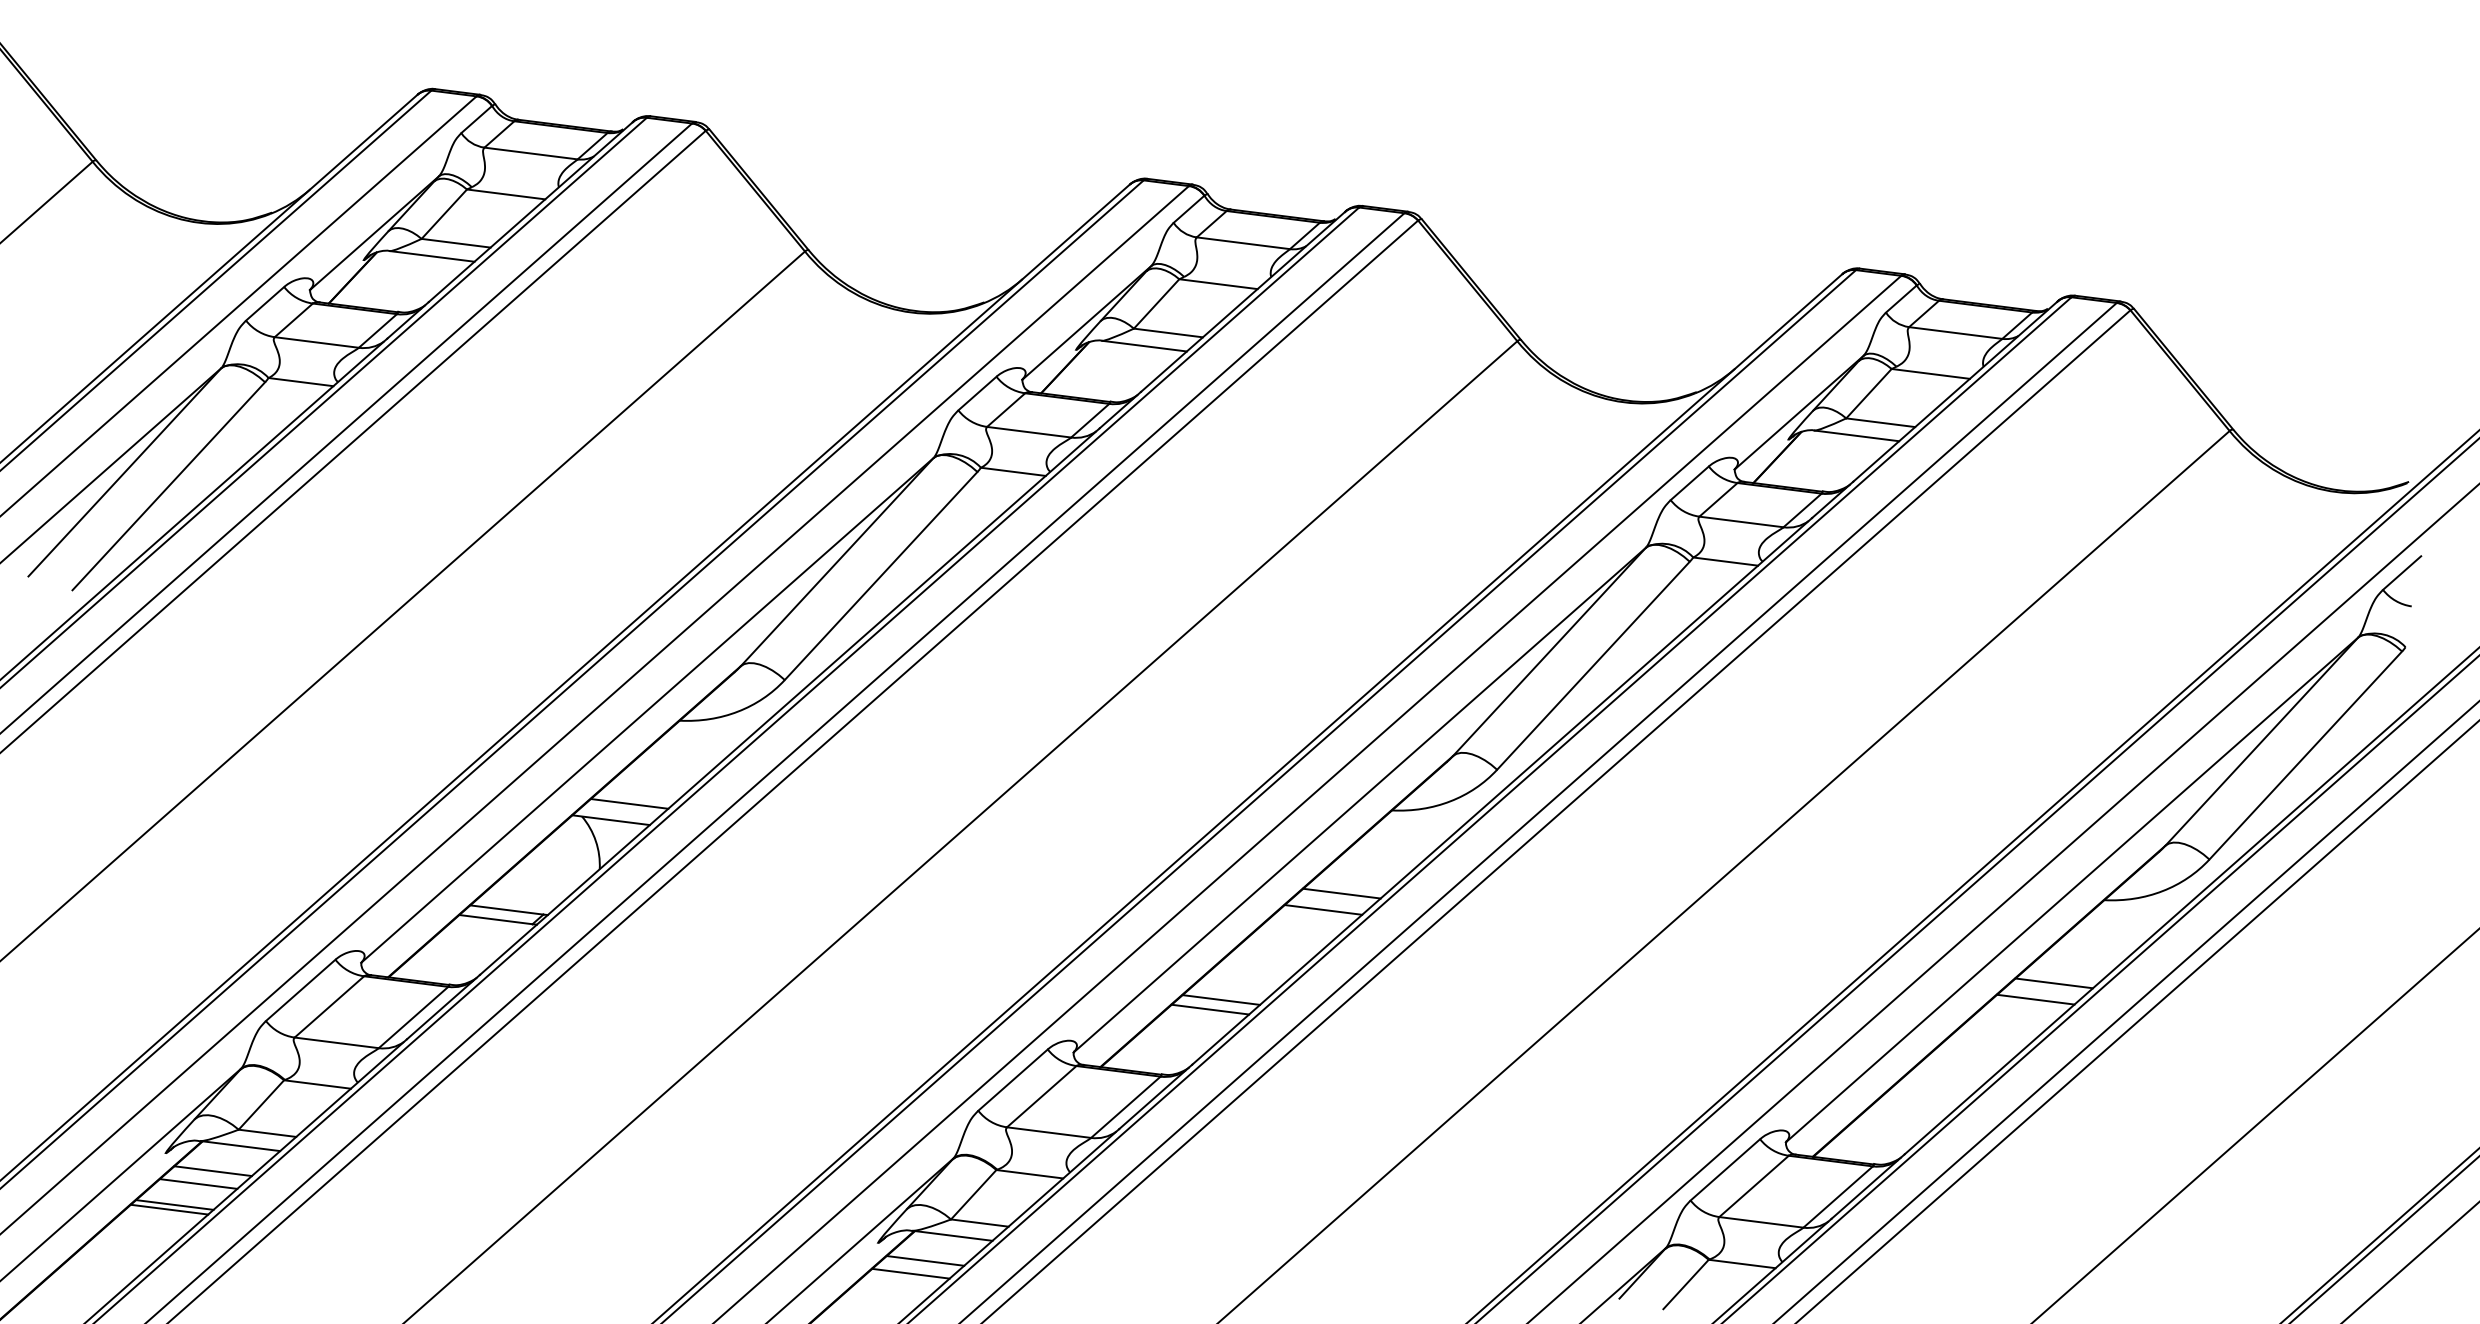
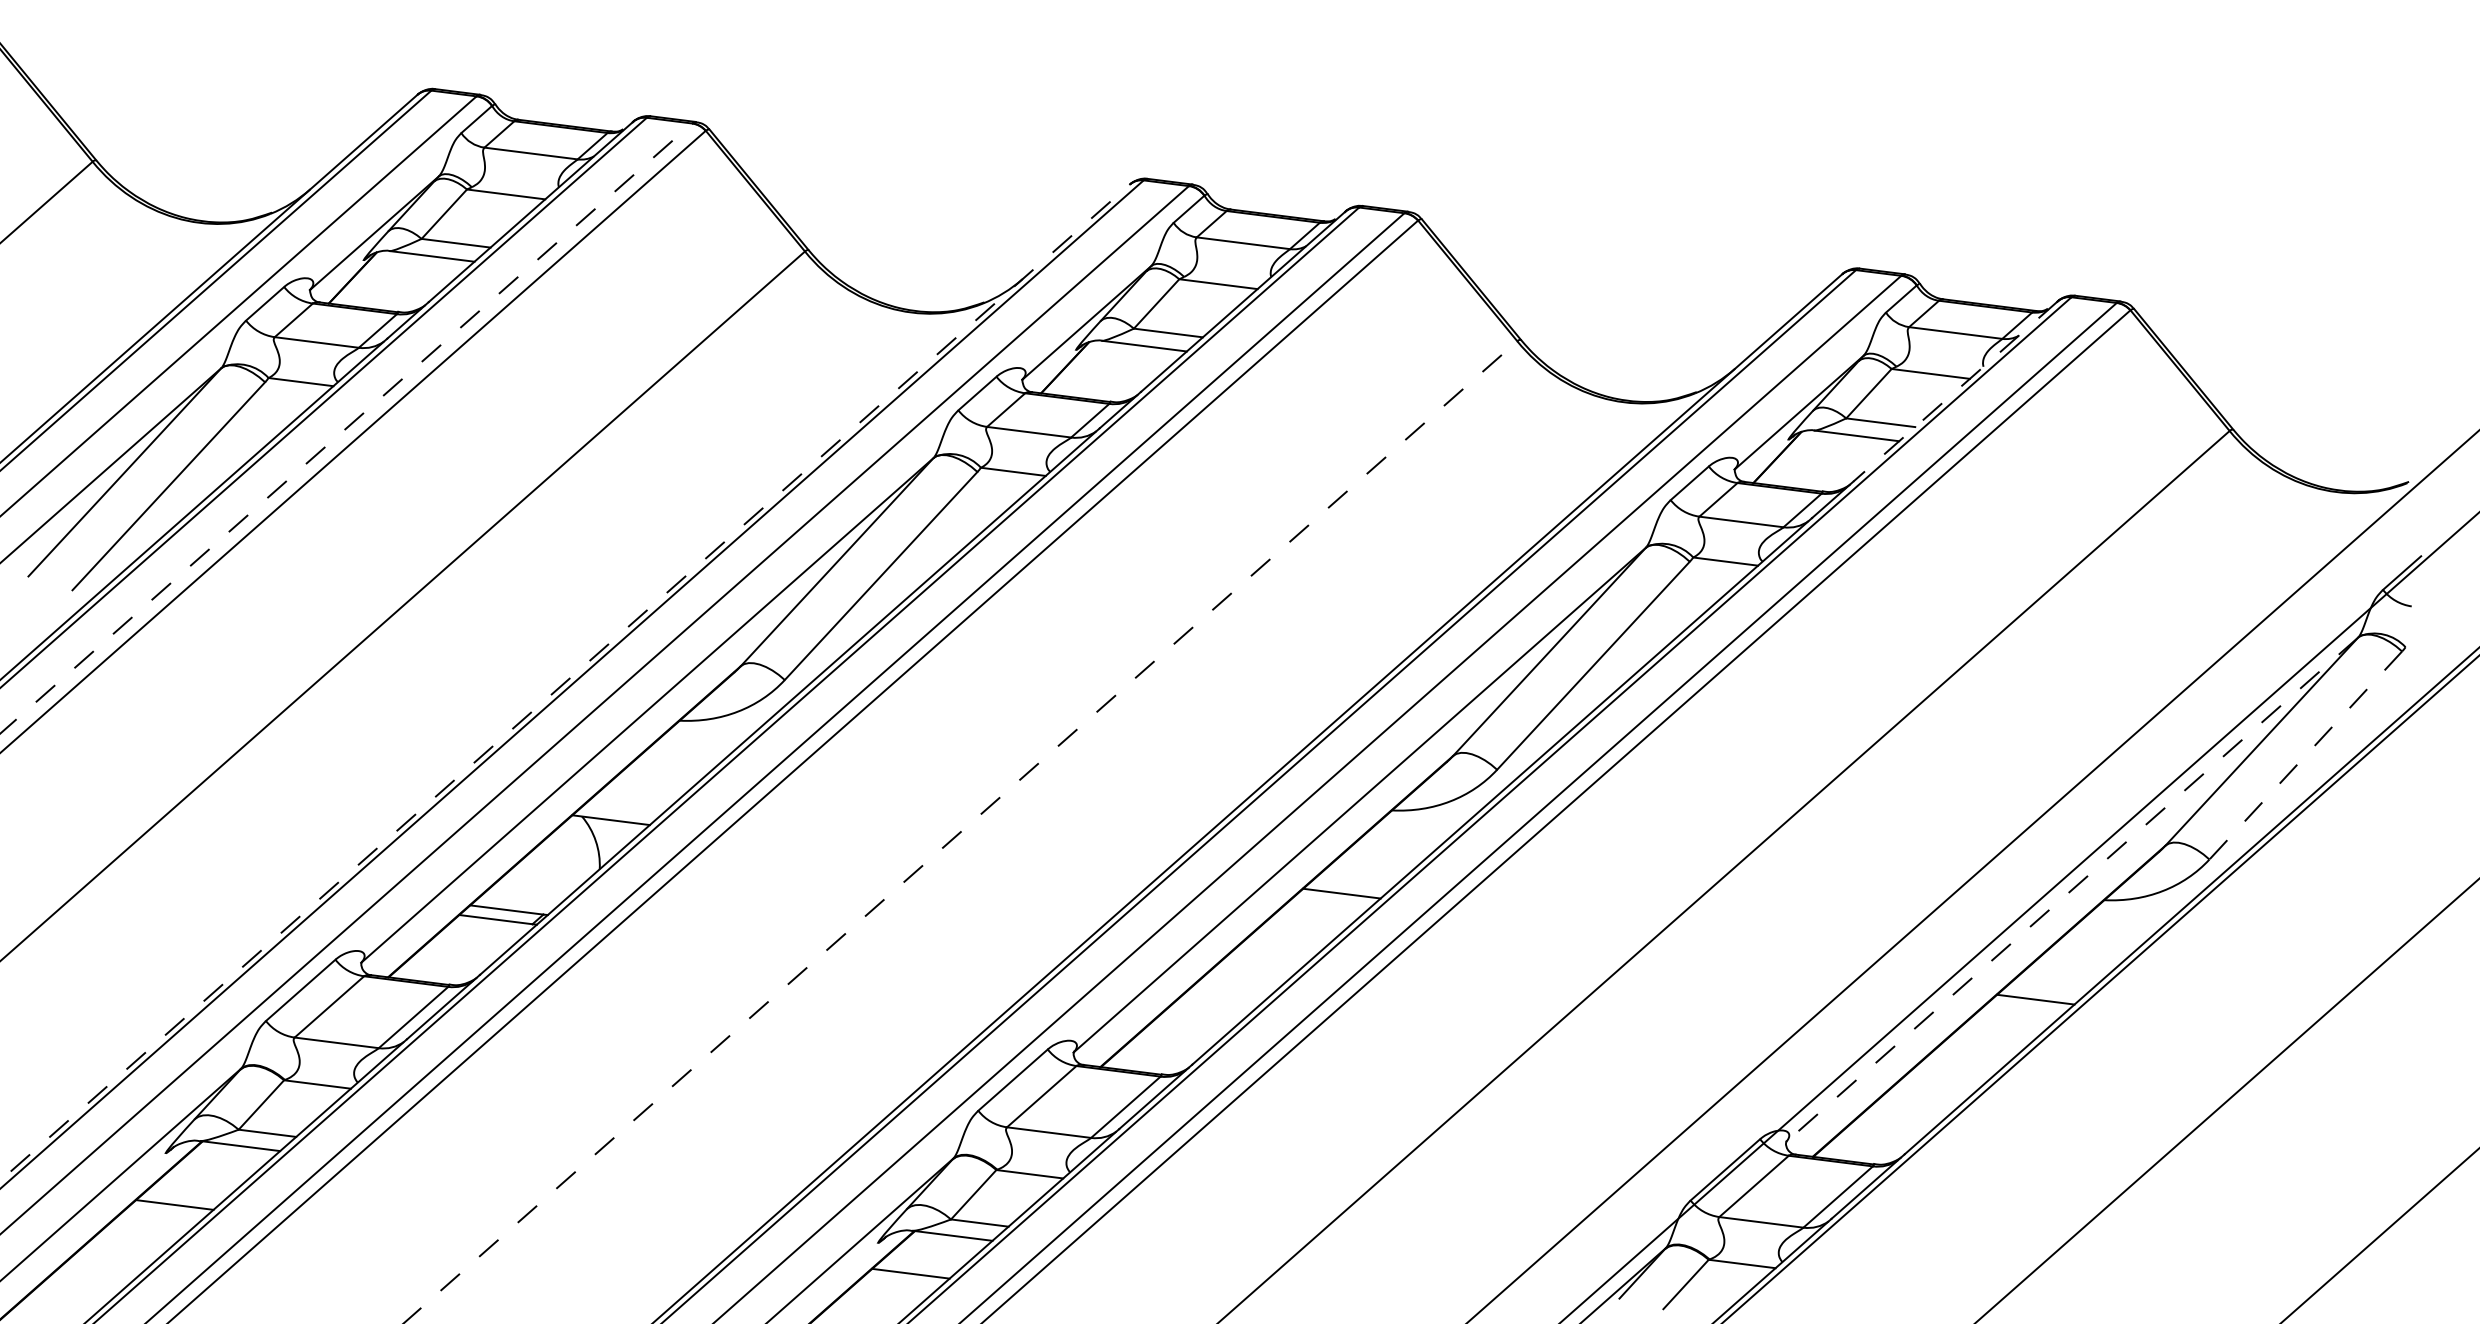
line: solid -> dashed (1955, 391)
line: solid -> dashed (346, 428)
line: solid -> dashed (565, 682)
line: solid -> dashed (2305, 755)
line: present -> none (629, 803)
line: solid -> dashed (960, 832)
line: present -> none (1977, 880)
line: solid -> dashed (2071, 890)
line position: (2003, 903) -> (2019, 917) (2019, 917)
line: present -> none (1323, 909)
line: present -> none (2053, 983)
line: present -> none (1221, 999)
line: present -> none (1210, 1009)
line: present -> none (2126, 1011)
line: present -> none (2137, 1021)
line position: (2255, 1125) -> (2226, 1100) (2226, 1100)
line: present -> none (212, 1171)
line: present -> none (198, 1183)
line: present -> none (169, 1209)
line: present -> none (2384, 1239)
line: present -> none (925, 1260)
line: present -> none (2410, 1262)
